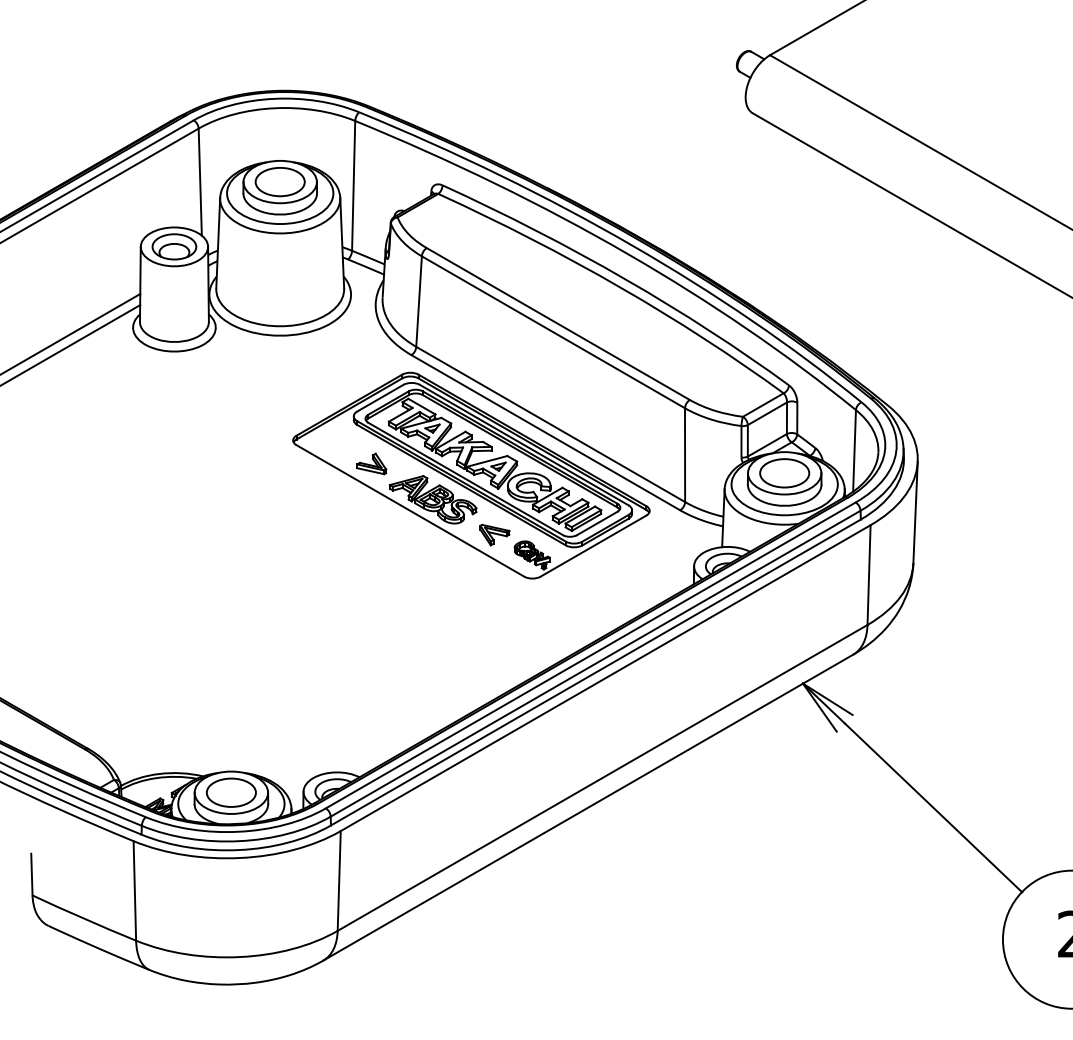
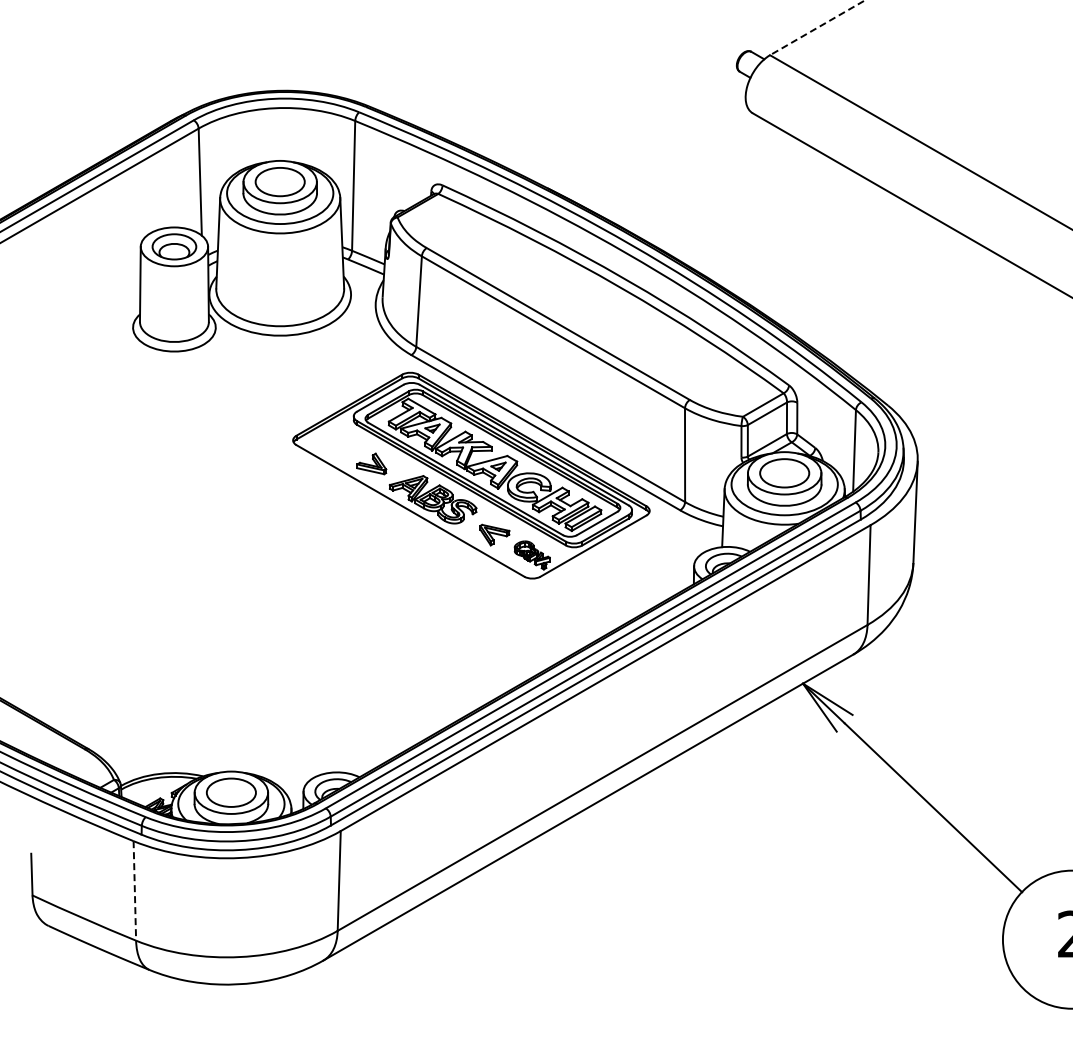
line: solid -> dashed (817, 27)
line: present -> none (71, 333)
line: present -> none (71, 344)
line: solid -> dashed (134, 890)
